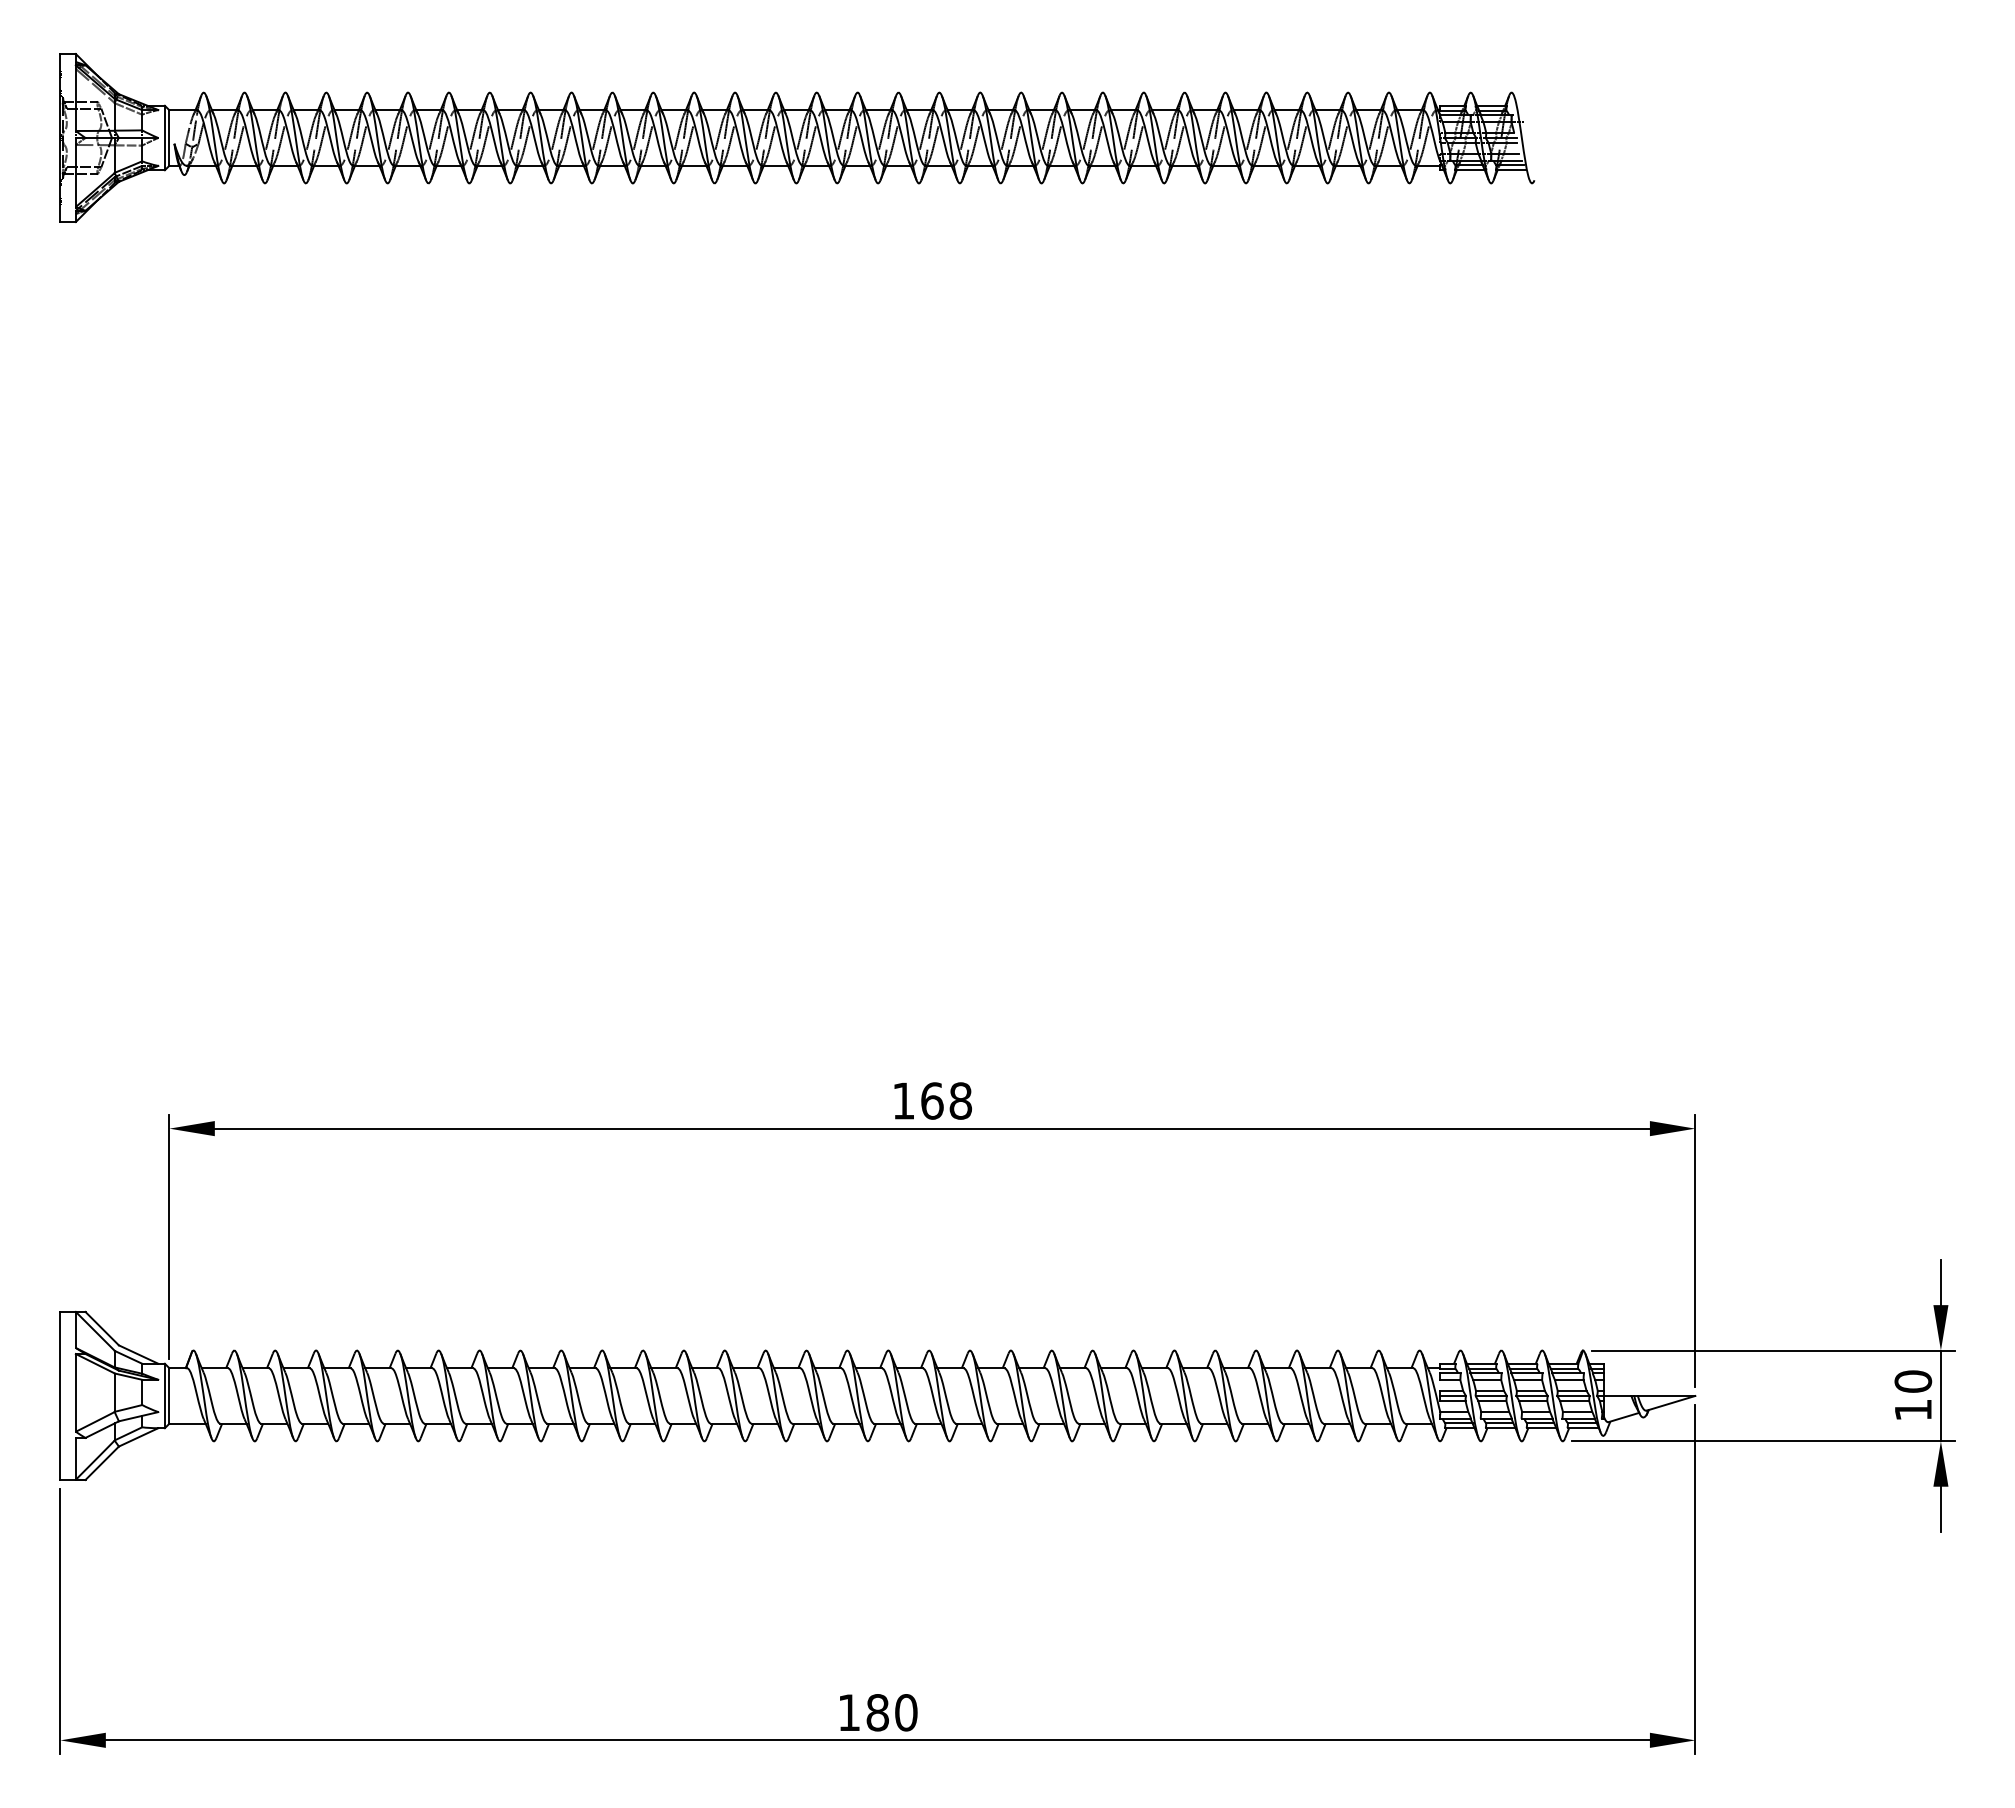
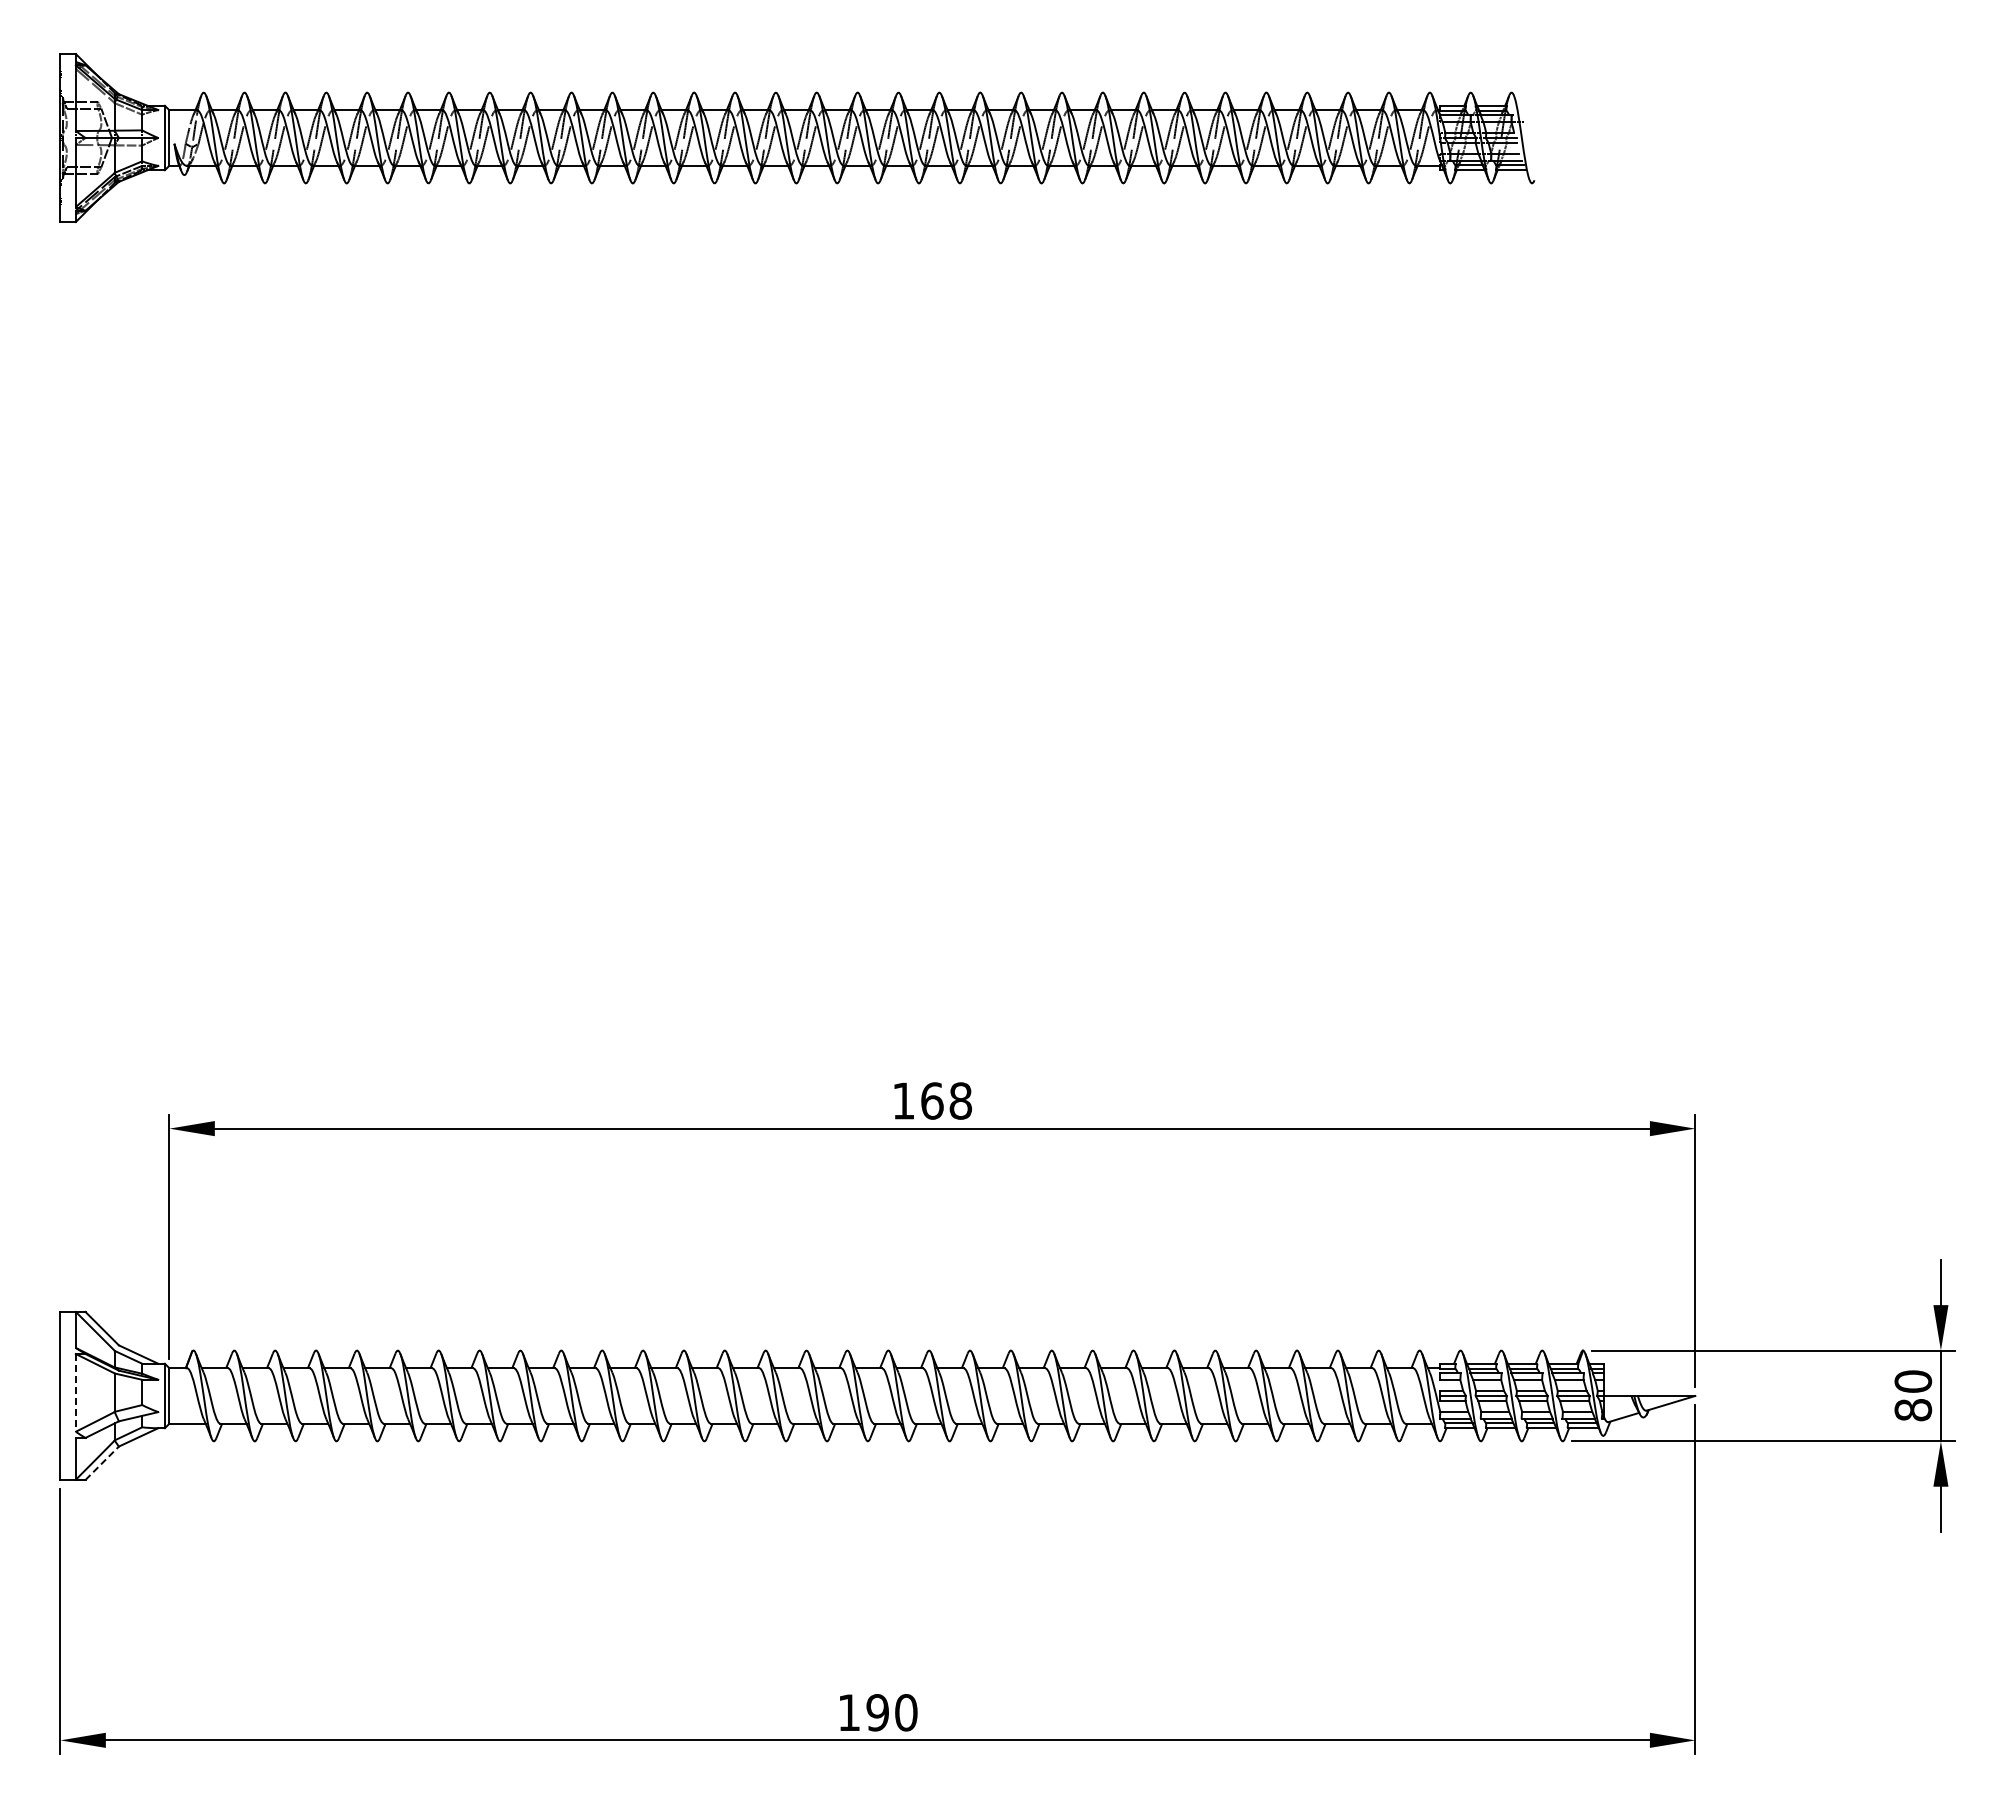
line: solid -> dashed (75, 1392)
text: 10 -> 80 (1913, 1410)
line: solid -> dashed (102, 1463)
text: 180 -> 190 (877, 1712)
